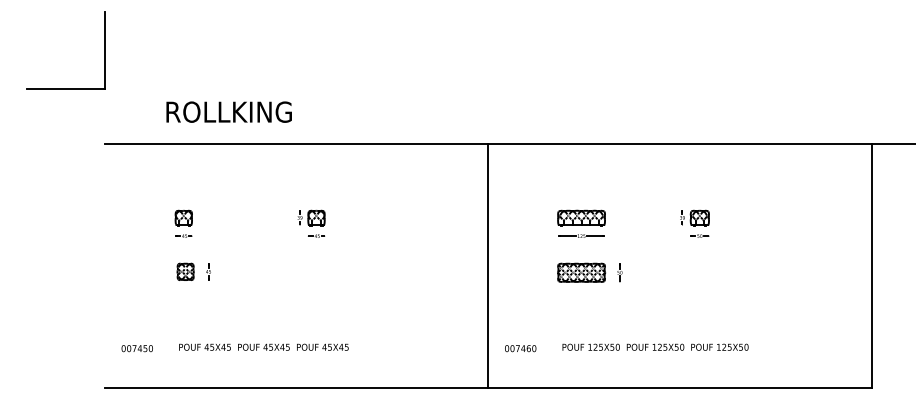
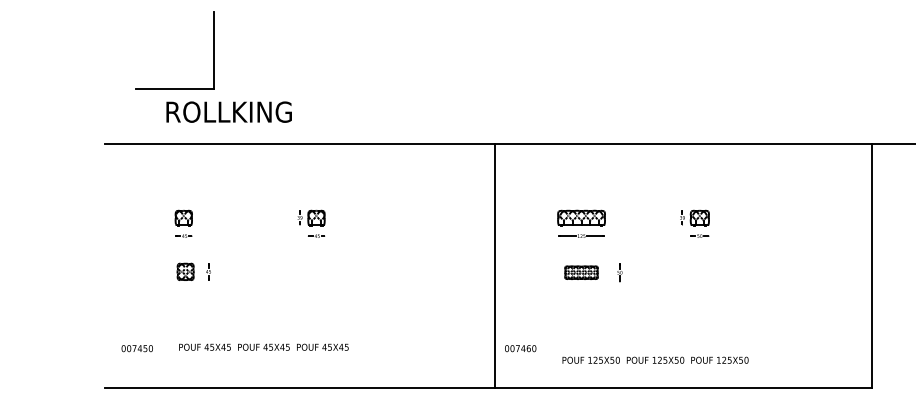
part position: (65, 88) -> (174, 88) (174, 88)
line position: (488, 265) -> (495, 265) (495, 265)
part size: 49x21 px -> 35x15 px (581, 272)
text position: (655, 346) -> (655, 359) (655, 359)
